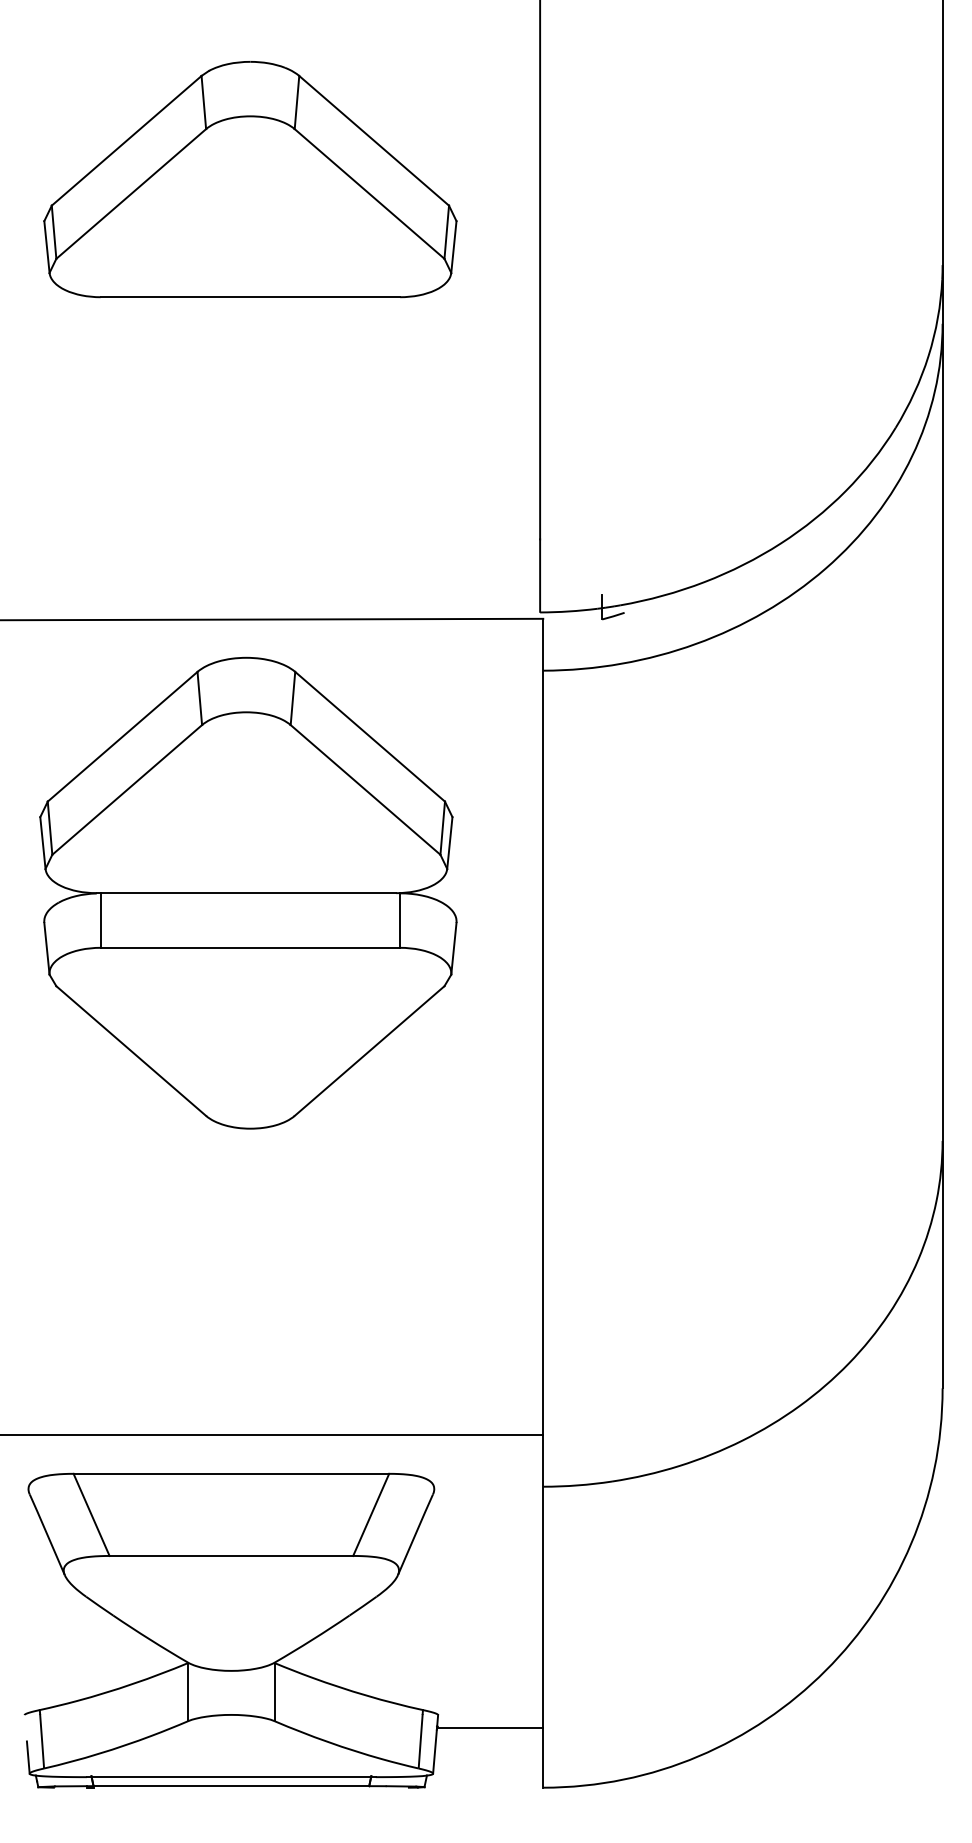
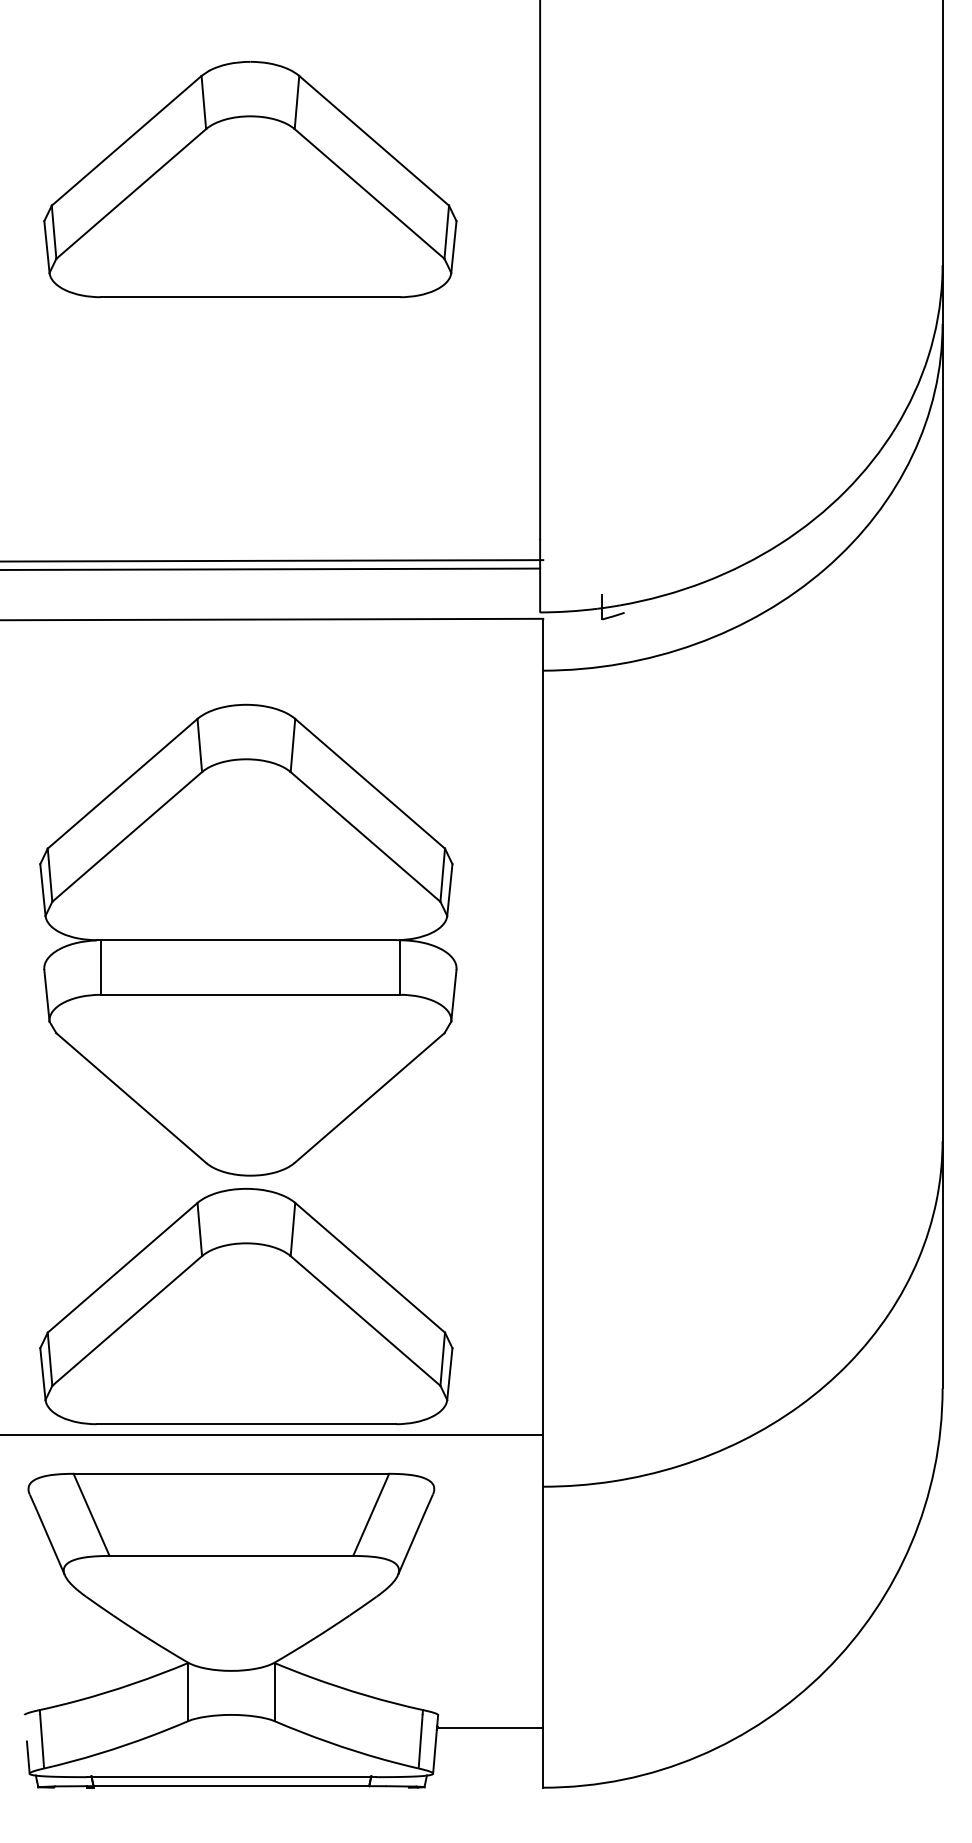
line: none -> present (272, 560)
line: none -> present (271, 568)
part position: (248, 892) -> (248, 939) (248, 939)
part: none -> present (246, 1306)
